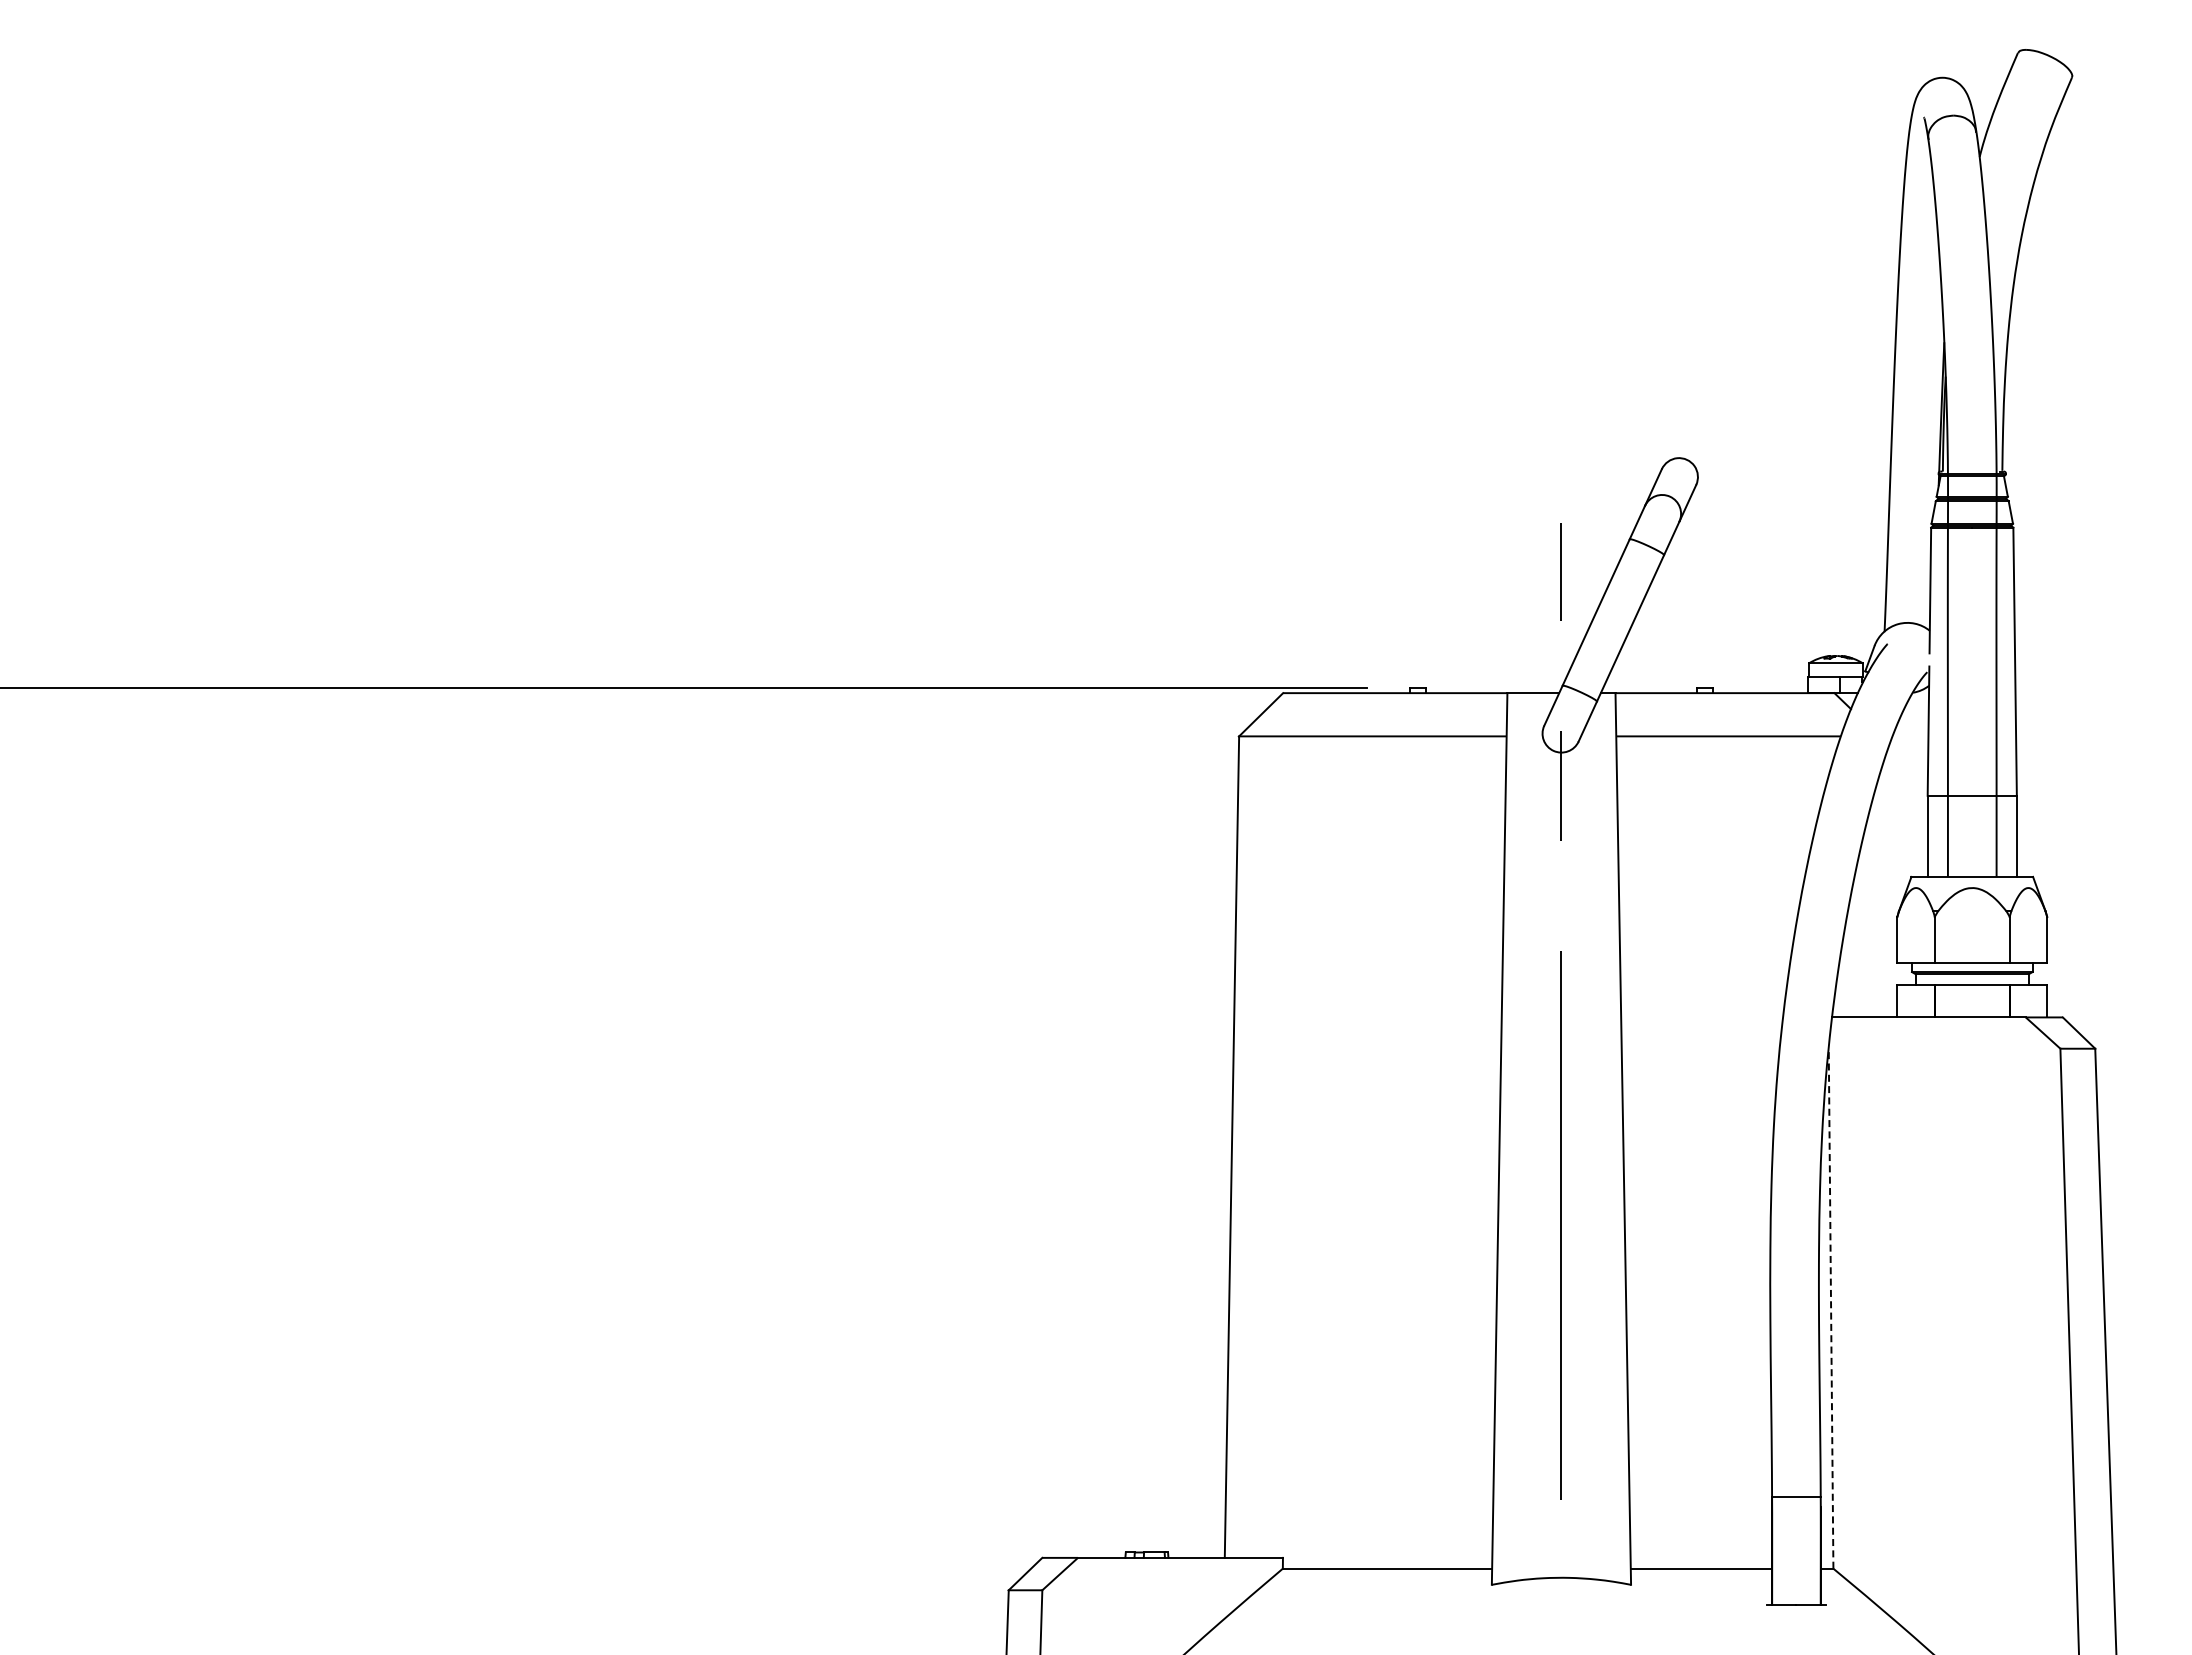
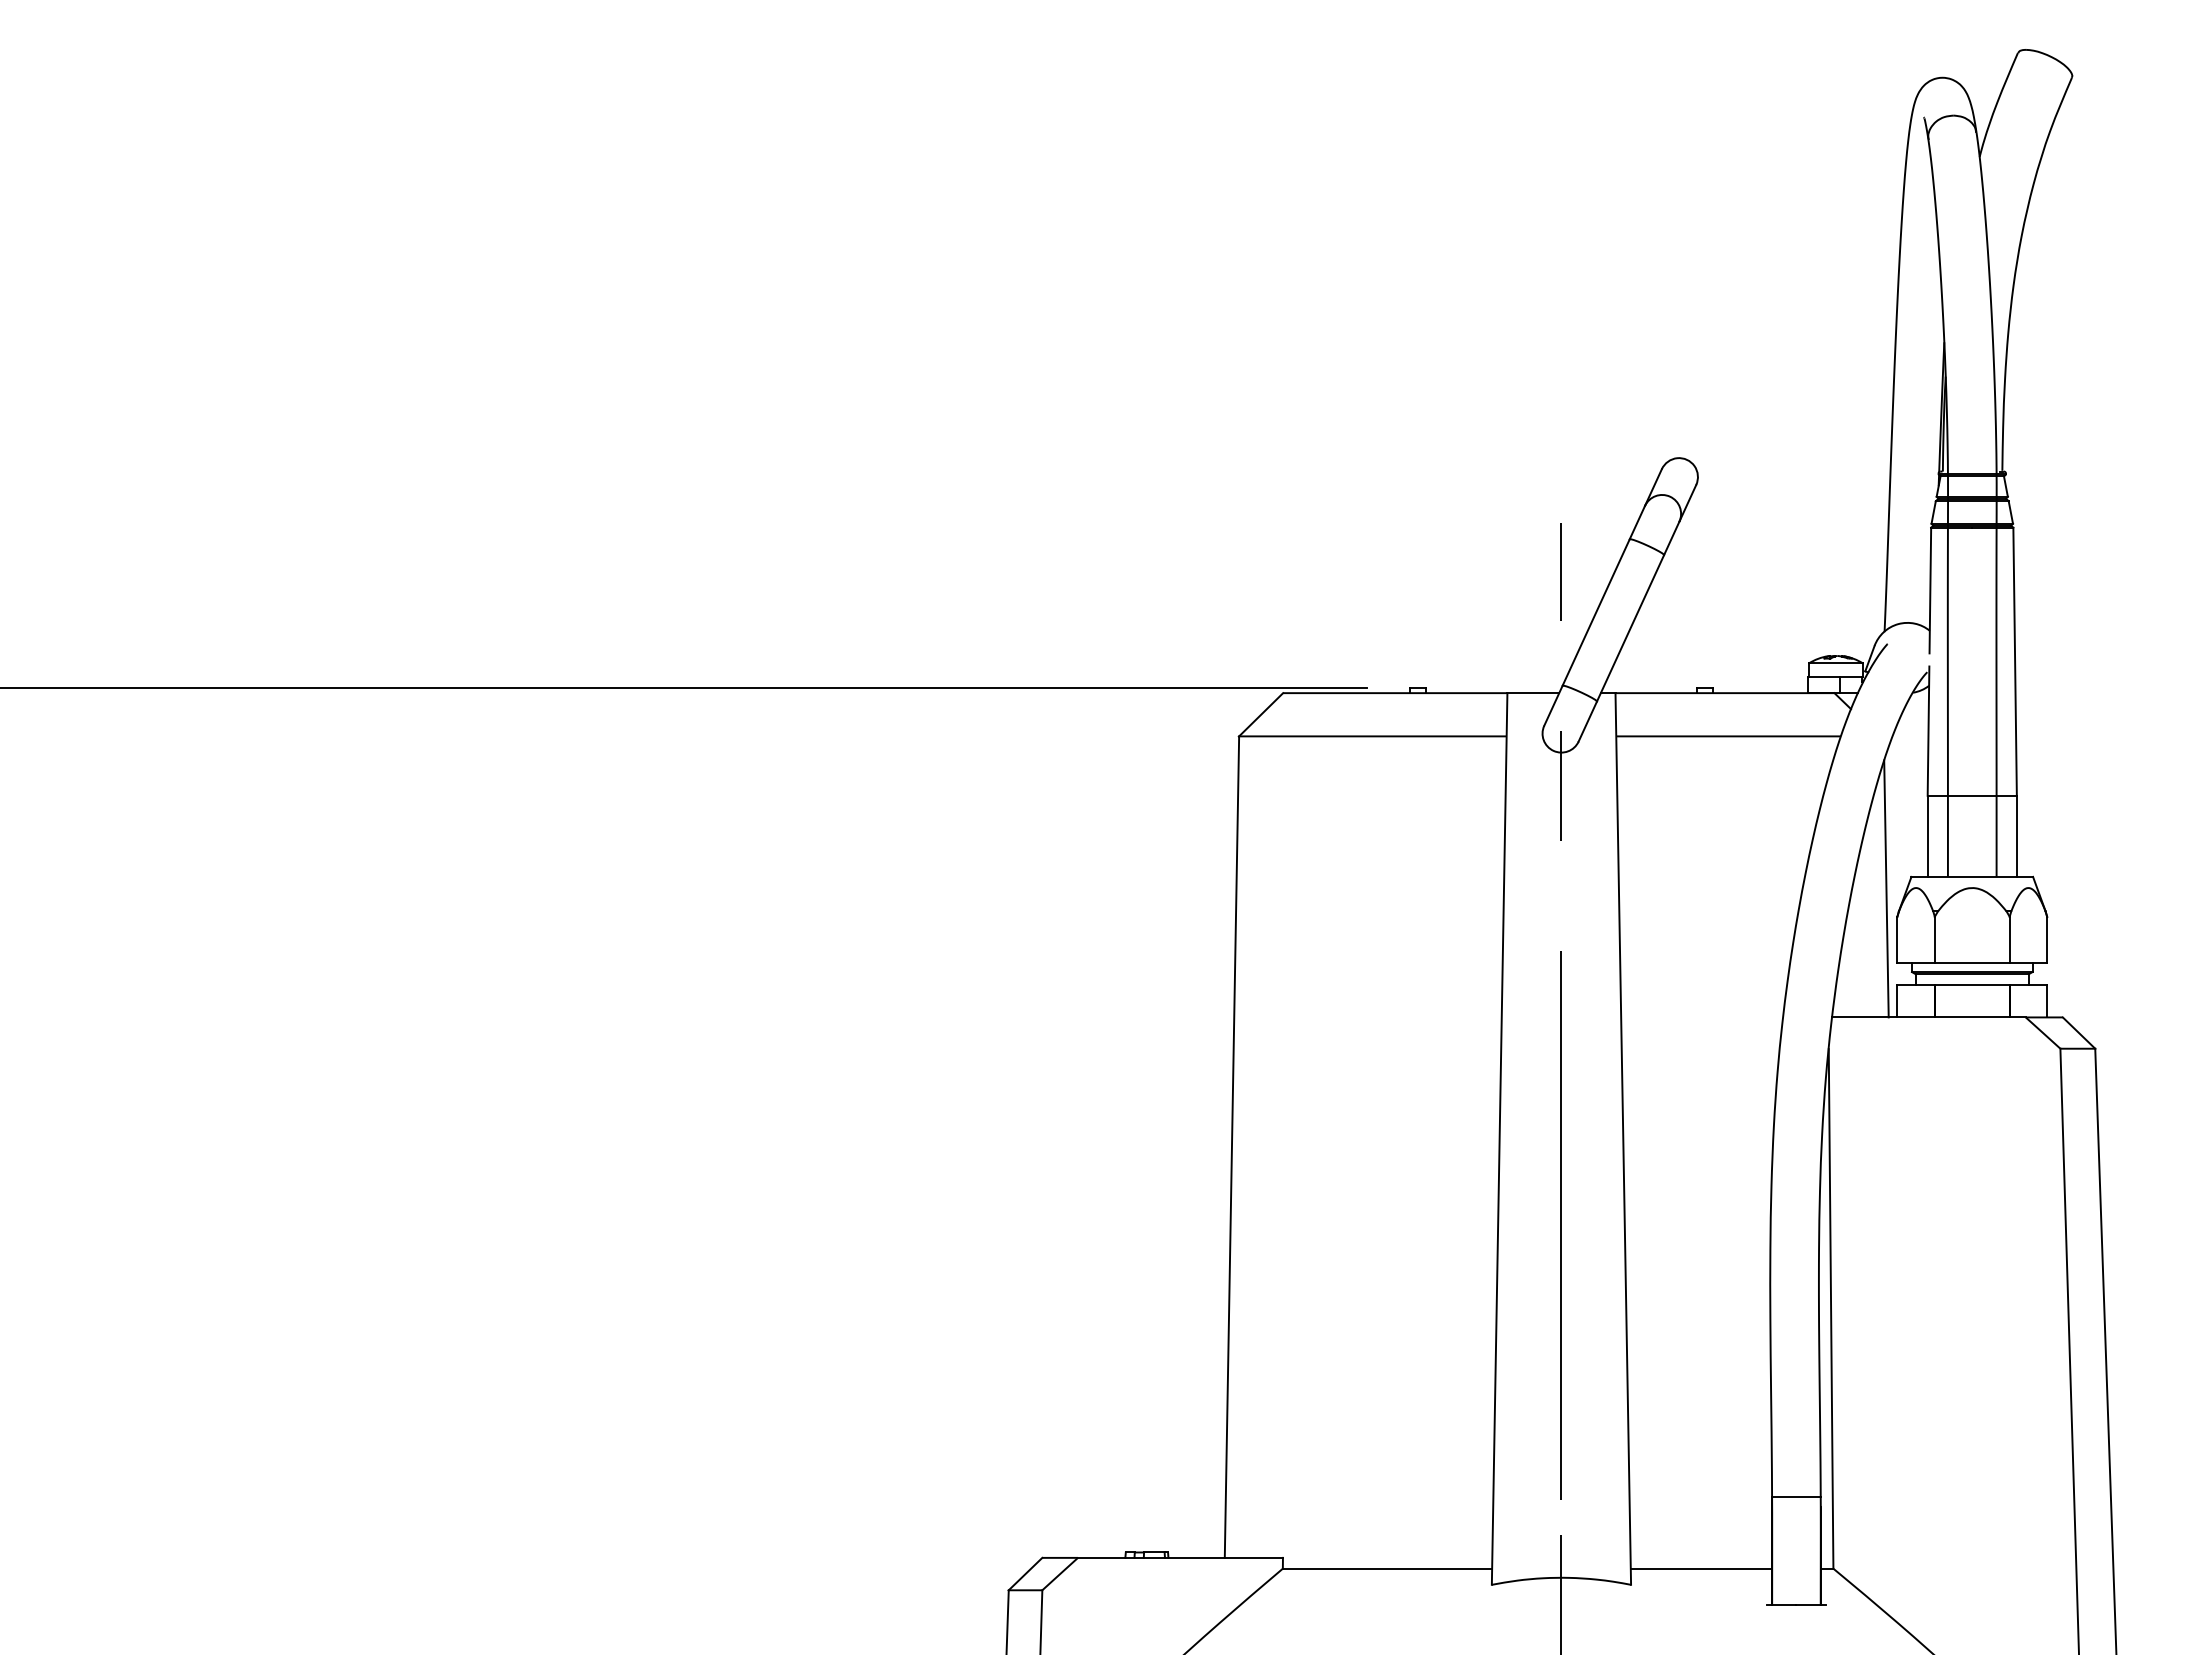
line: none -> present (1886, 888)
line: dashed -> solid (1831, 1308)
line: none -> present (1561, 1593)
